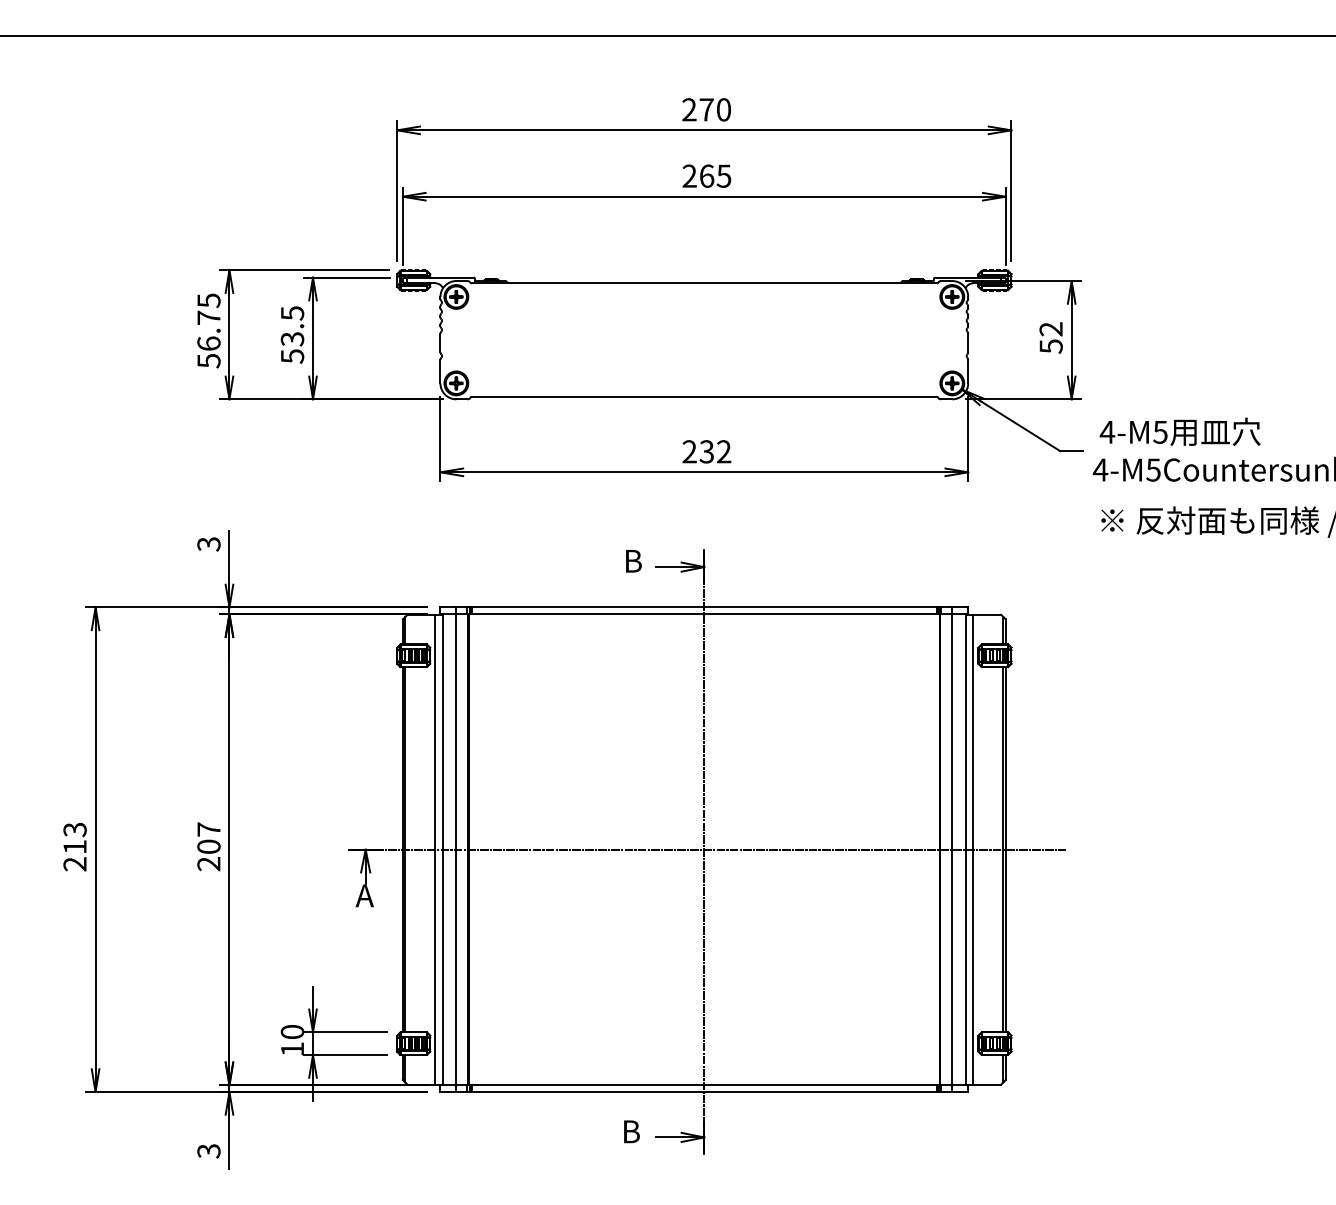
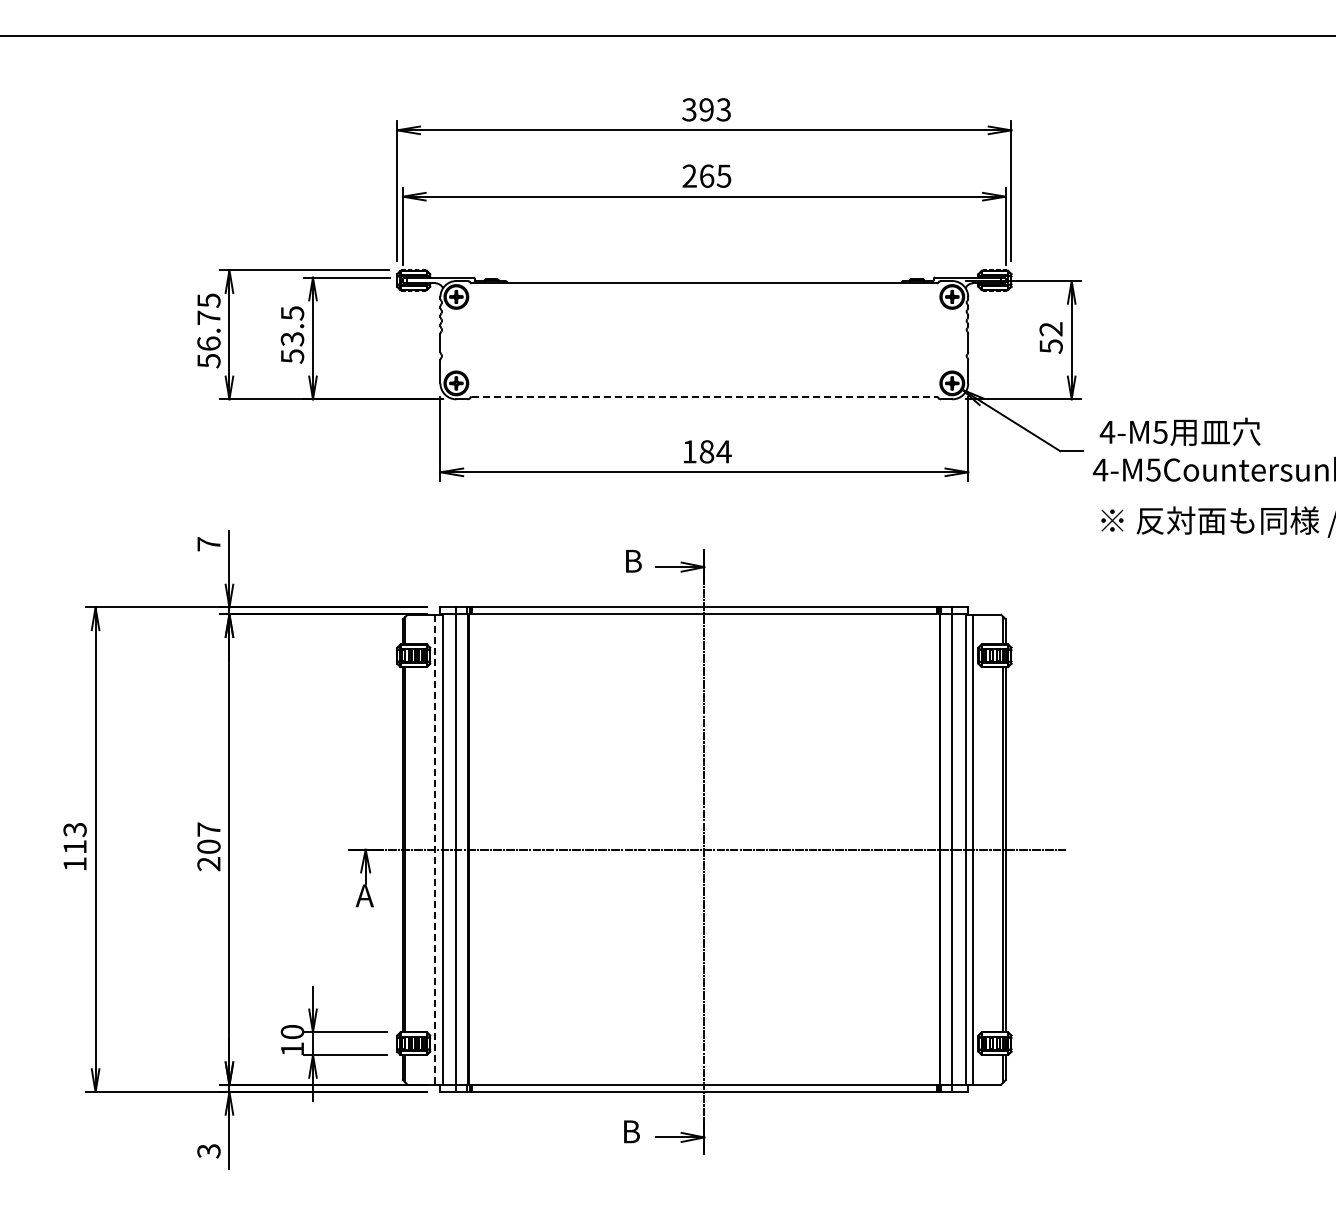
text: 270 -> 393 (706, 109)
line: solid -> dashed (704, 397)
text: 232 -> 184 (706, 451)
text: 3 -> 7 (208, 544)
line: solid -> dashed (435, 849)
text: 213 -> 113 (74, 864)
